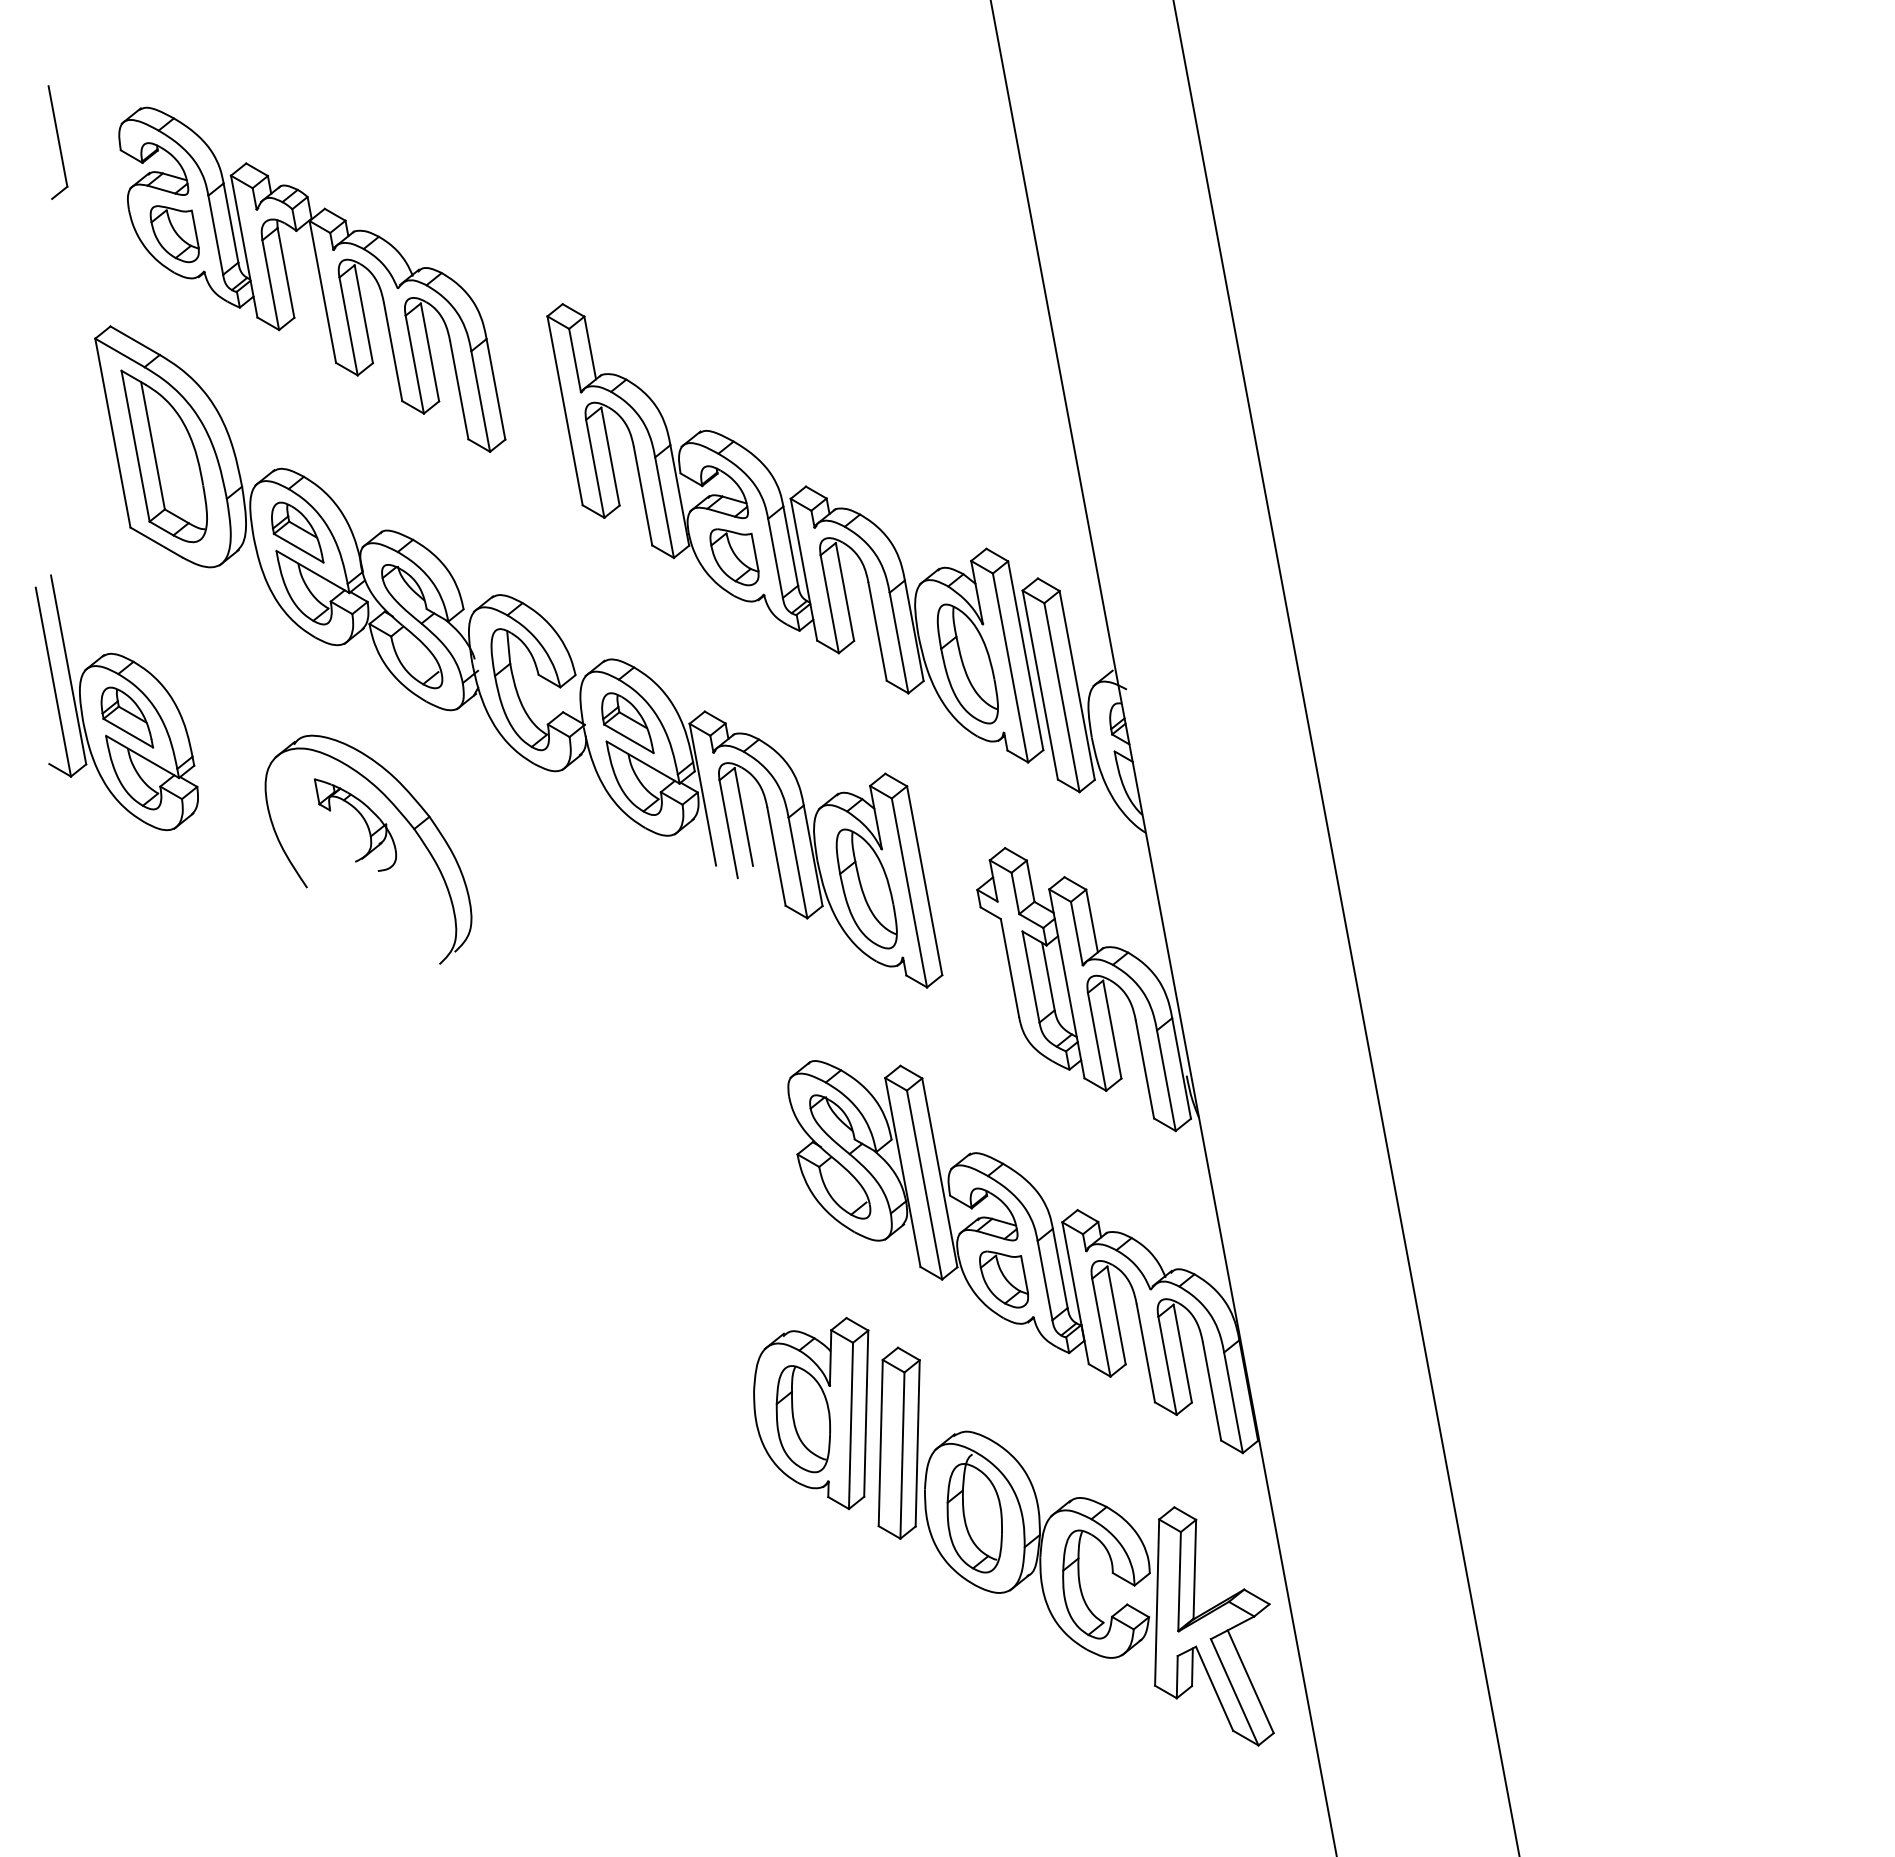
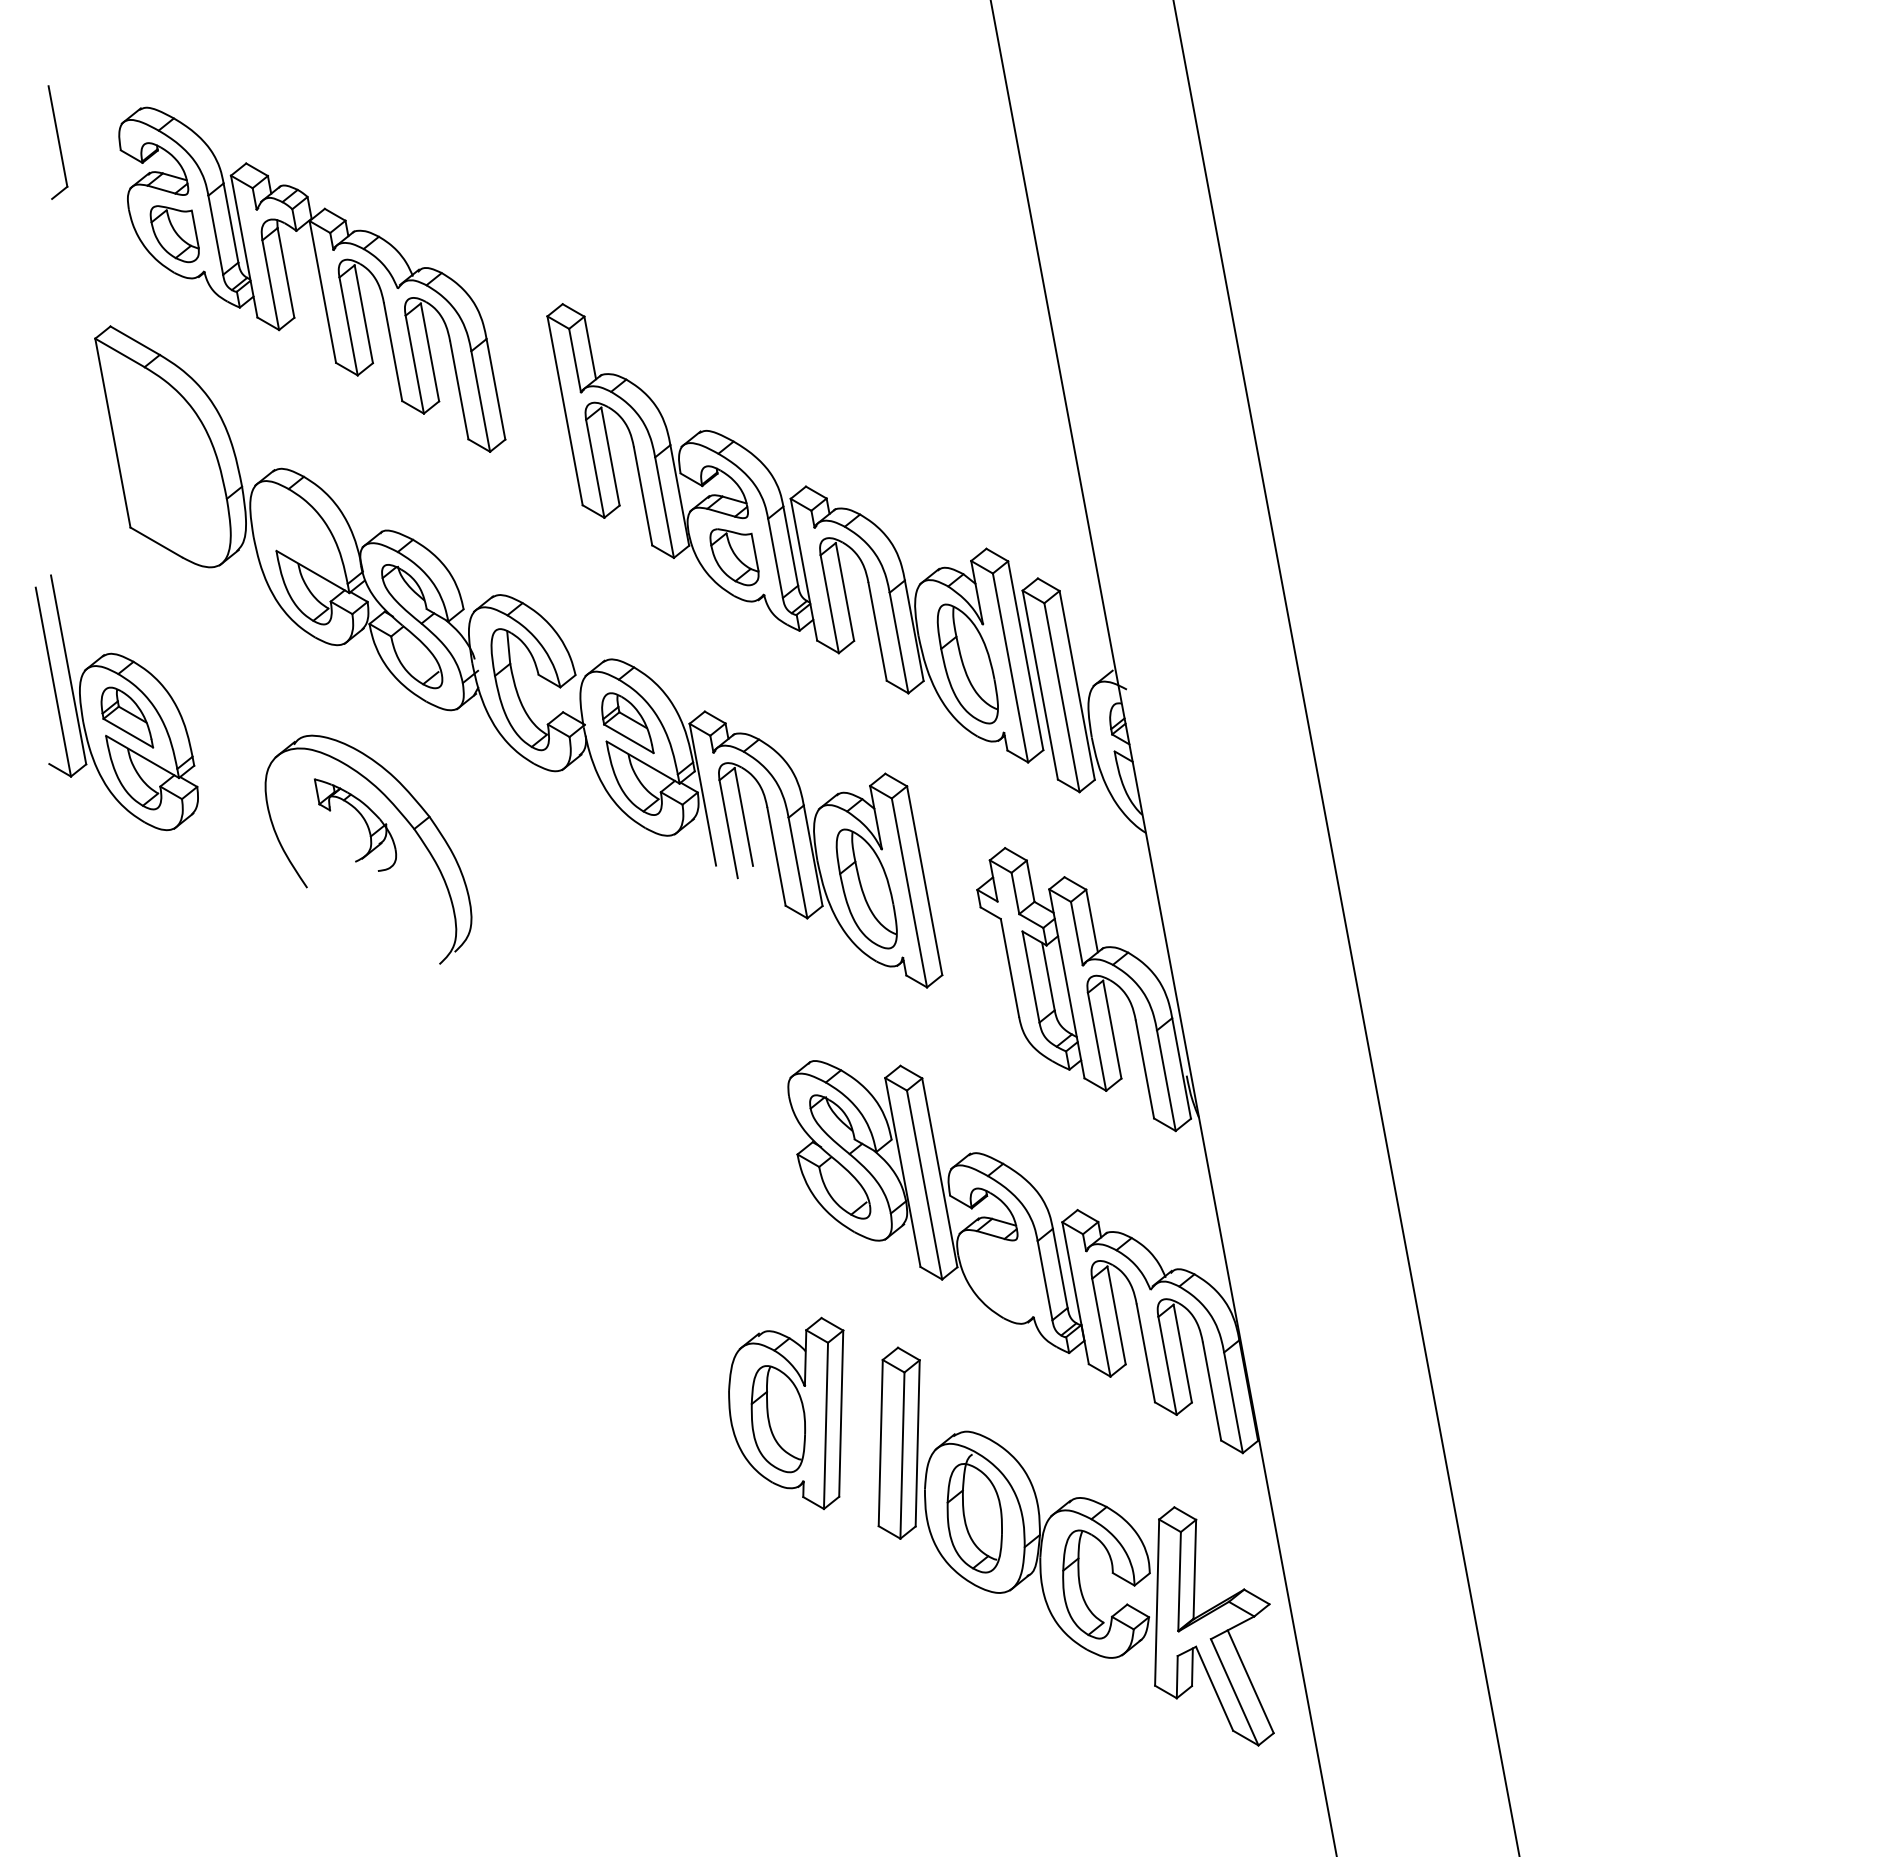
part: present -> none (163, 456)
part: present -> none (297, 532)
part: present -> none (1003, 1279)
part position: (811, 1413) -> (786, 1413) (786, 1413)
